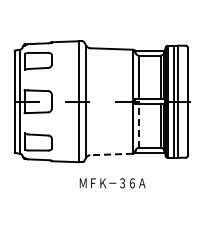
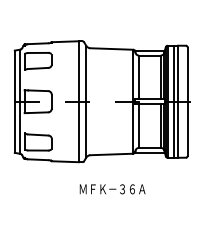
line: dashed -> solid (139, 126)
line: dashed -> solid (111, 154)
text position: (112, 183) -> (112, 189) (112, 189)
